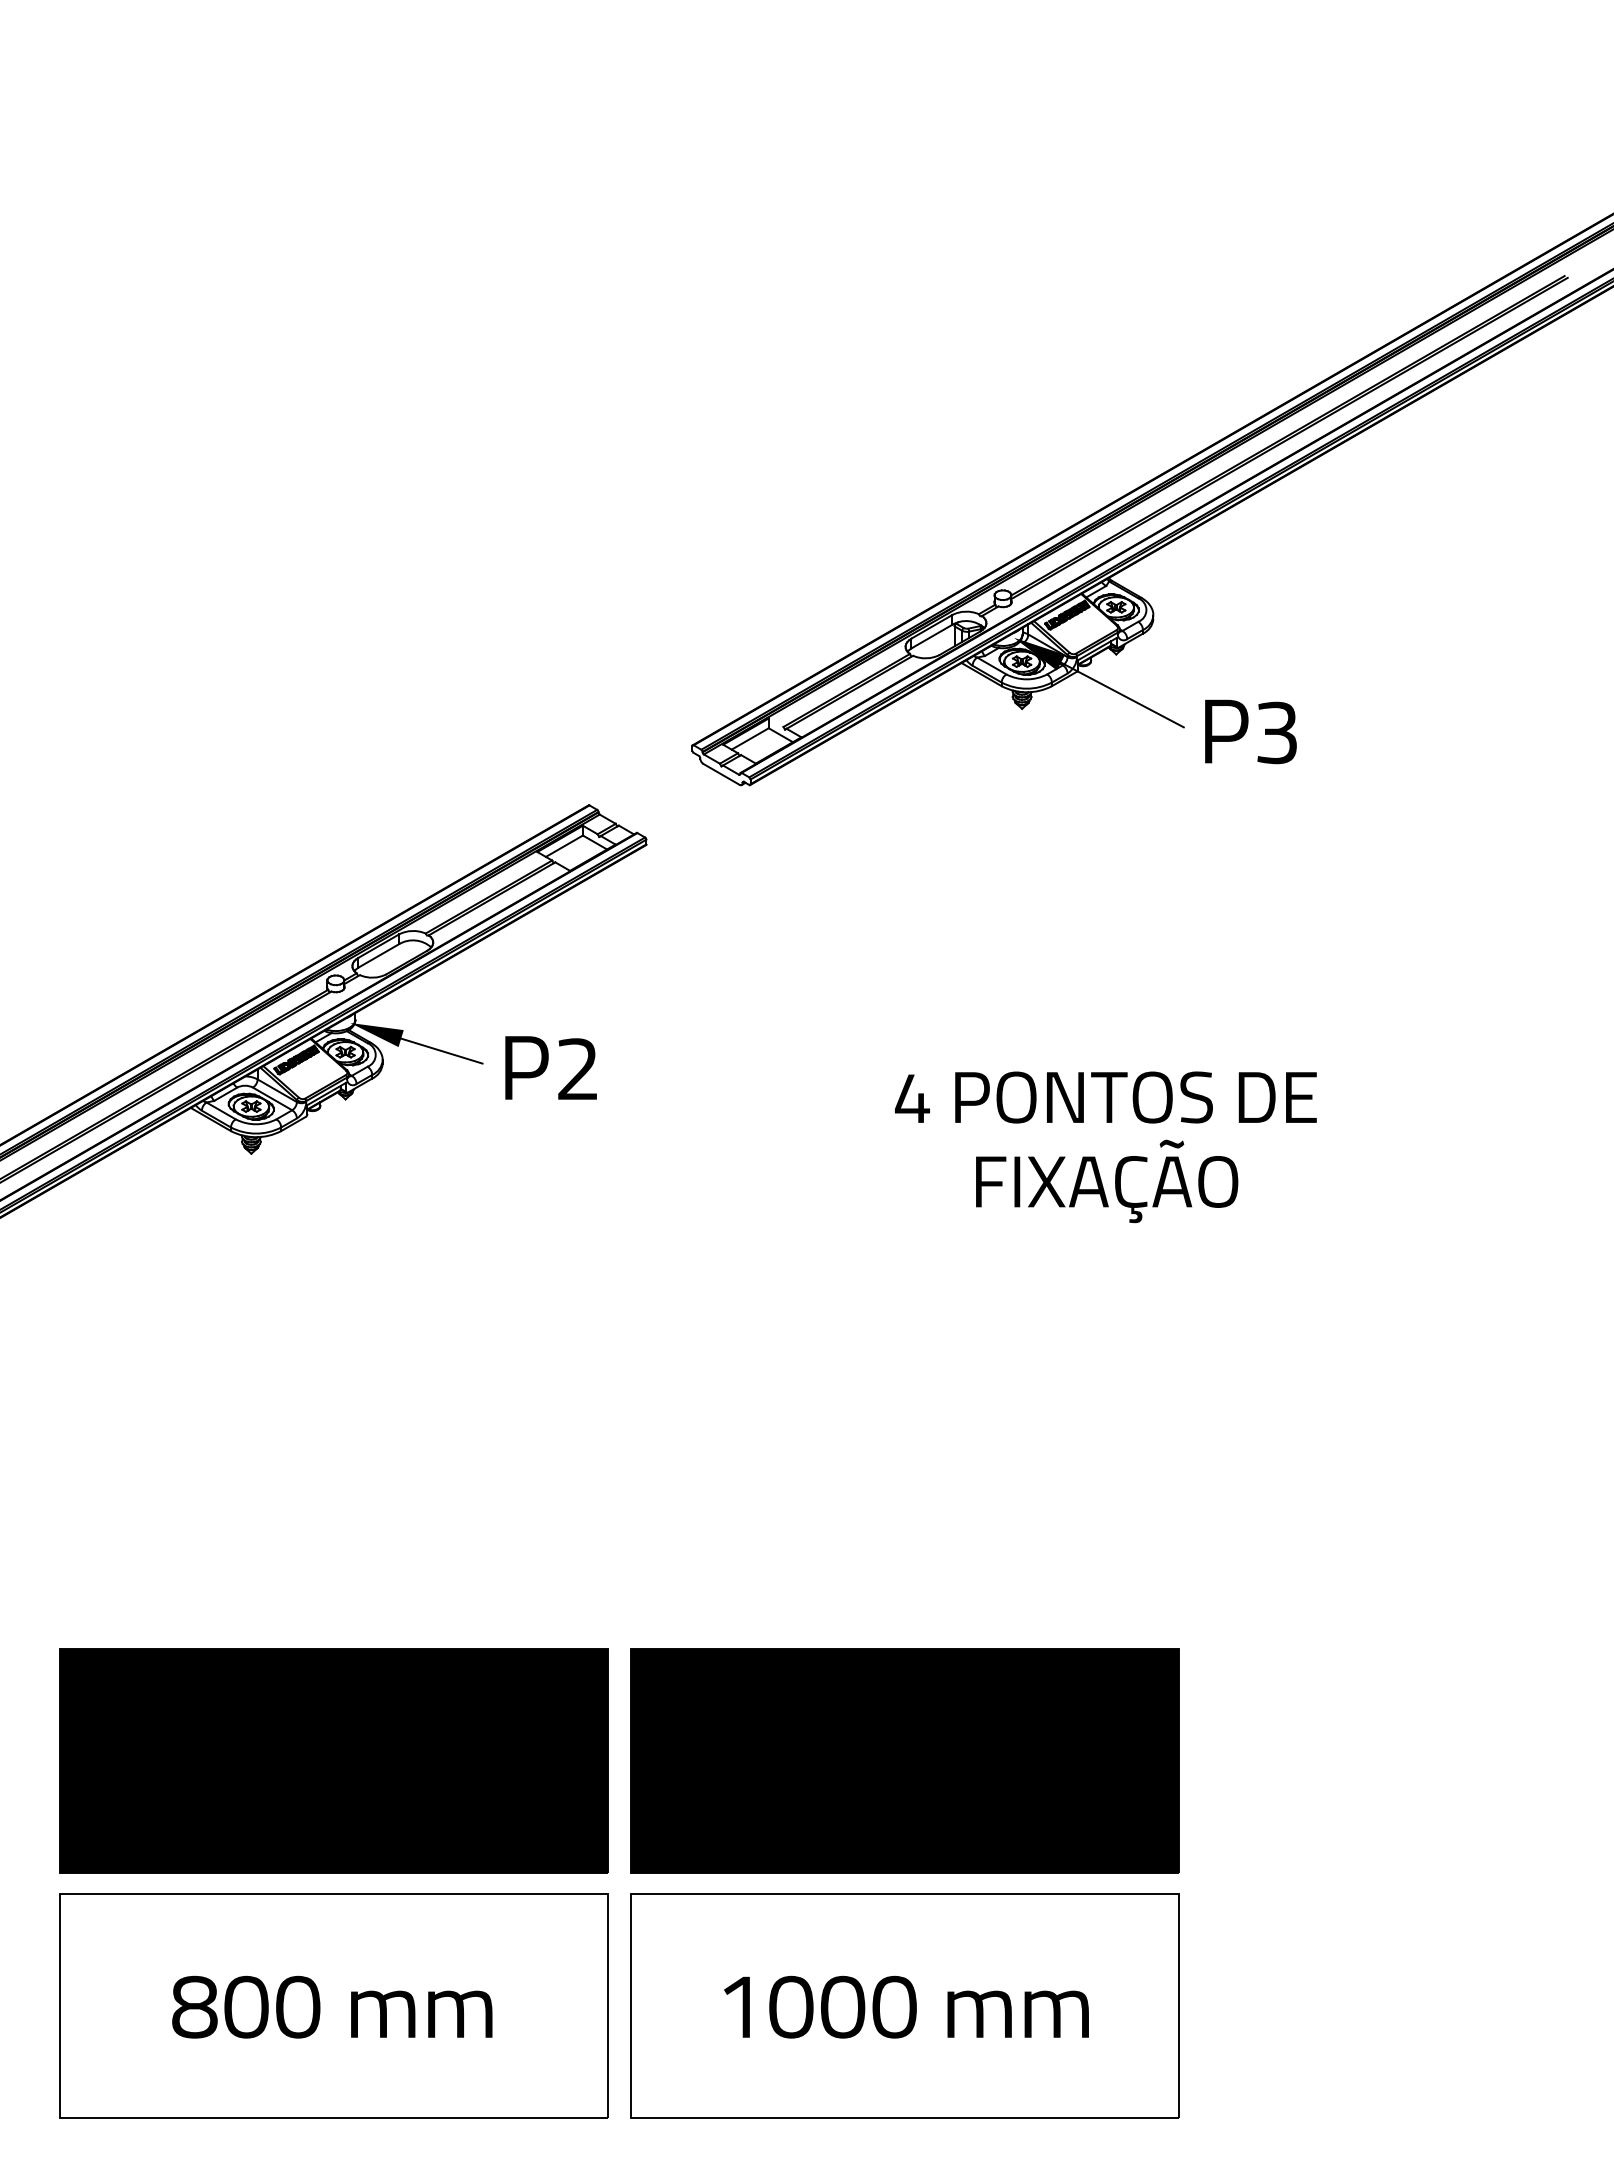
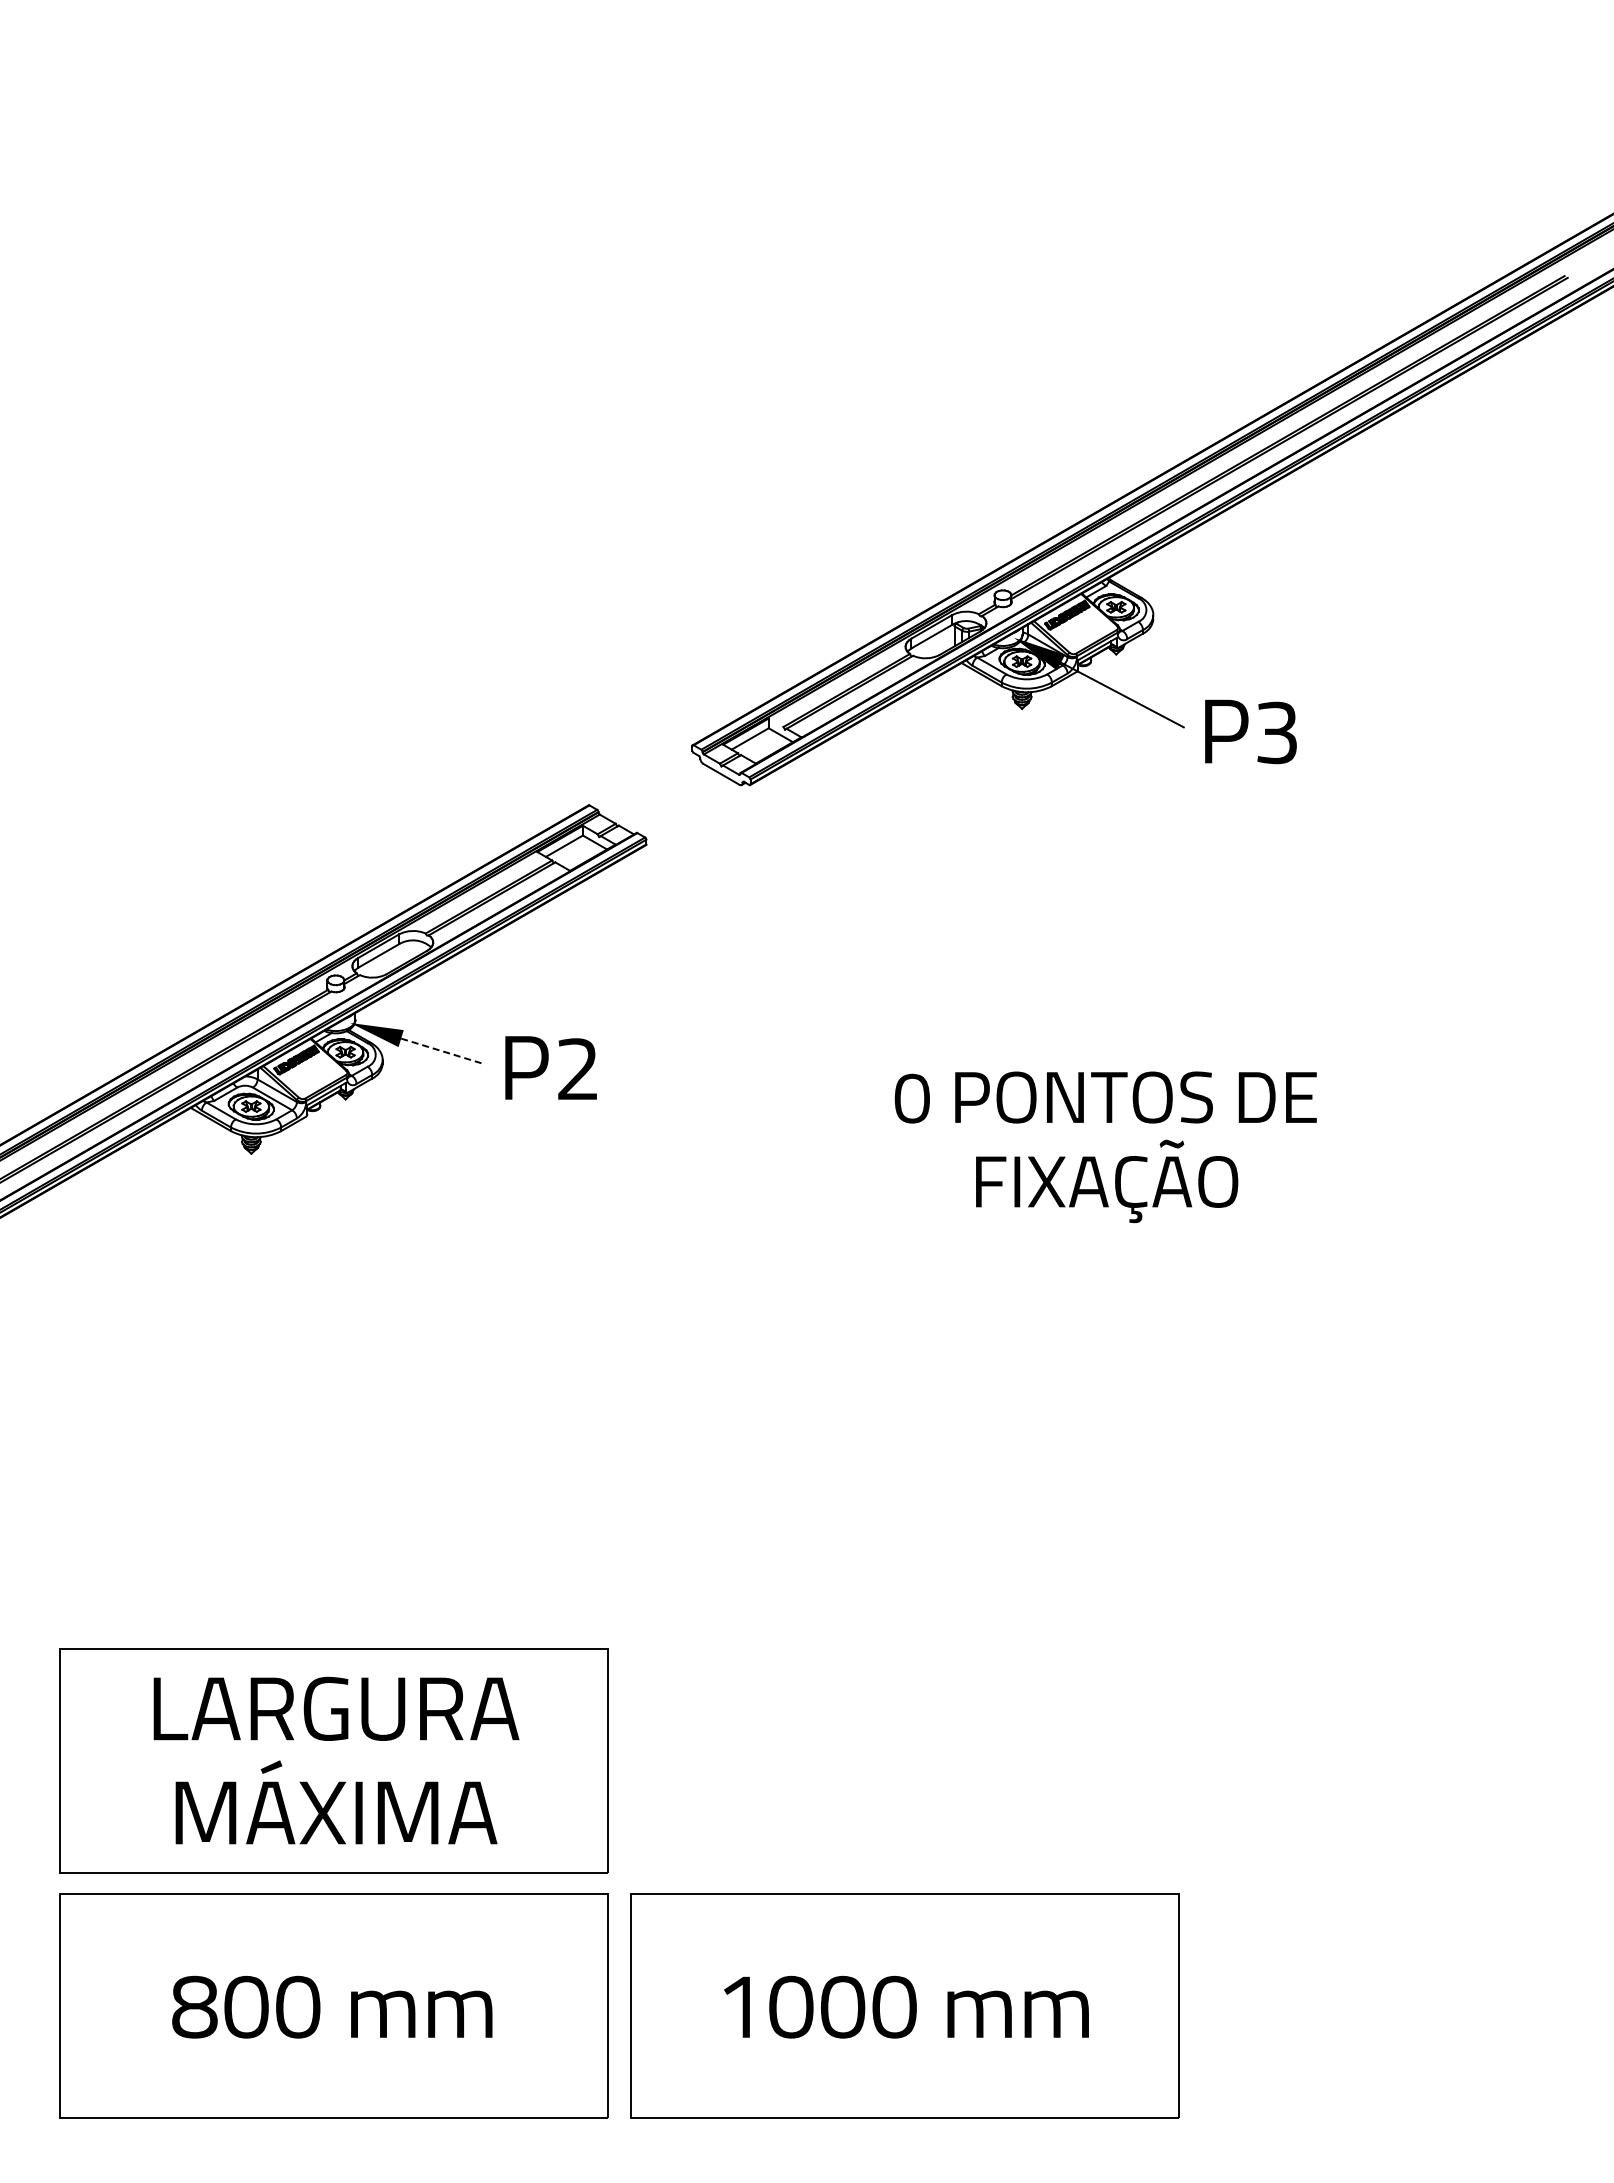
line: solid -> dashed (441, 1051)
text: \c5921112;4 -> \c5921112;0 (911, 1098)
fill: present -> none (333, 1760)
part: present -> none (904, 1760)
